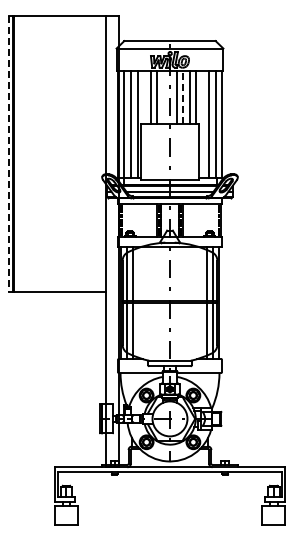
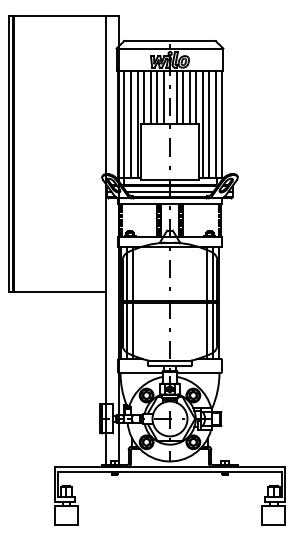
line: dashed -> solid (183, 96)
line: none -> present (144, 97)
line: none -> present (163, 97)
line: none -> present (202, 124)
line: dashed -> solid (8, 154)
